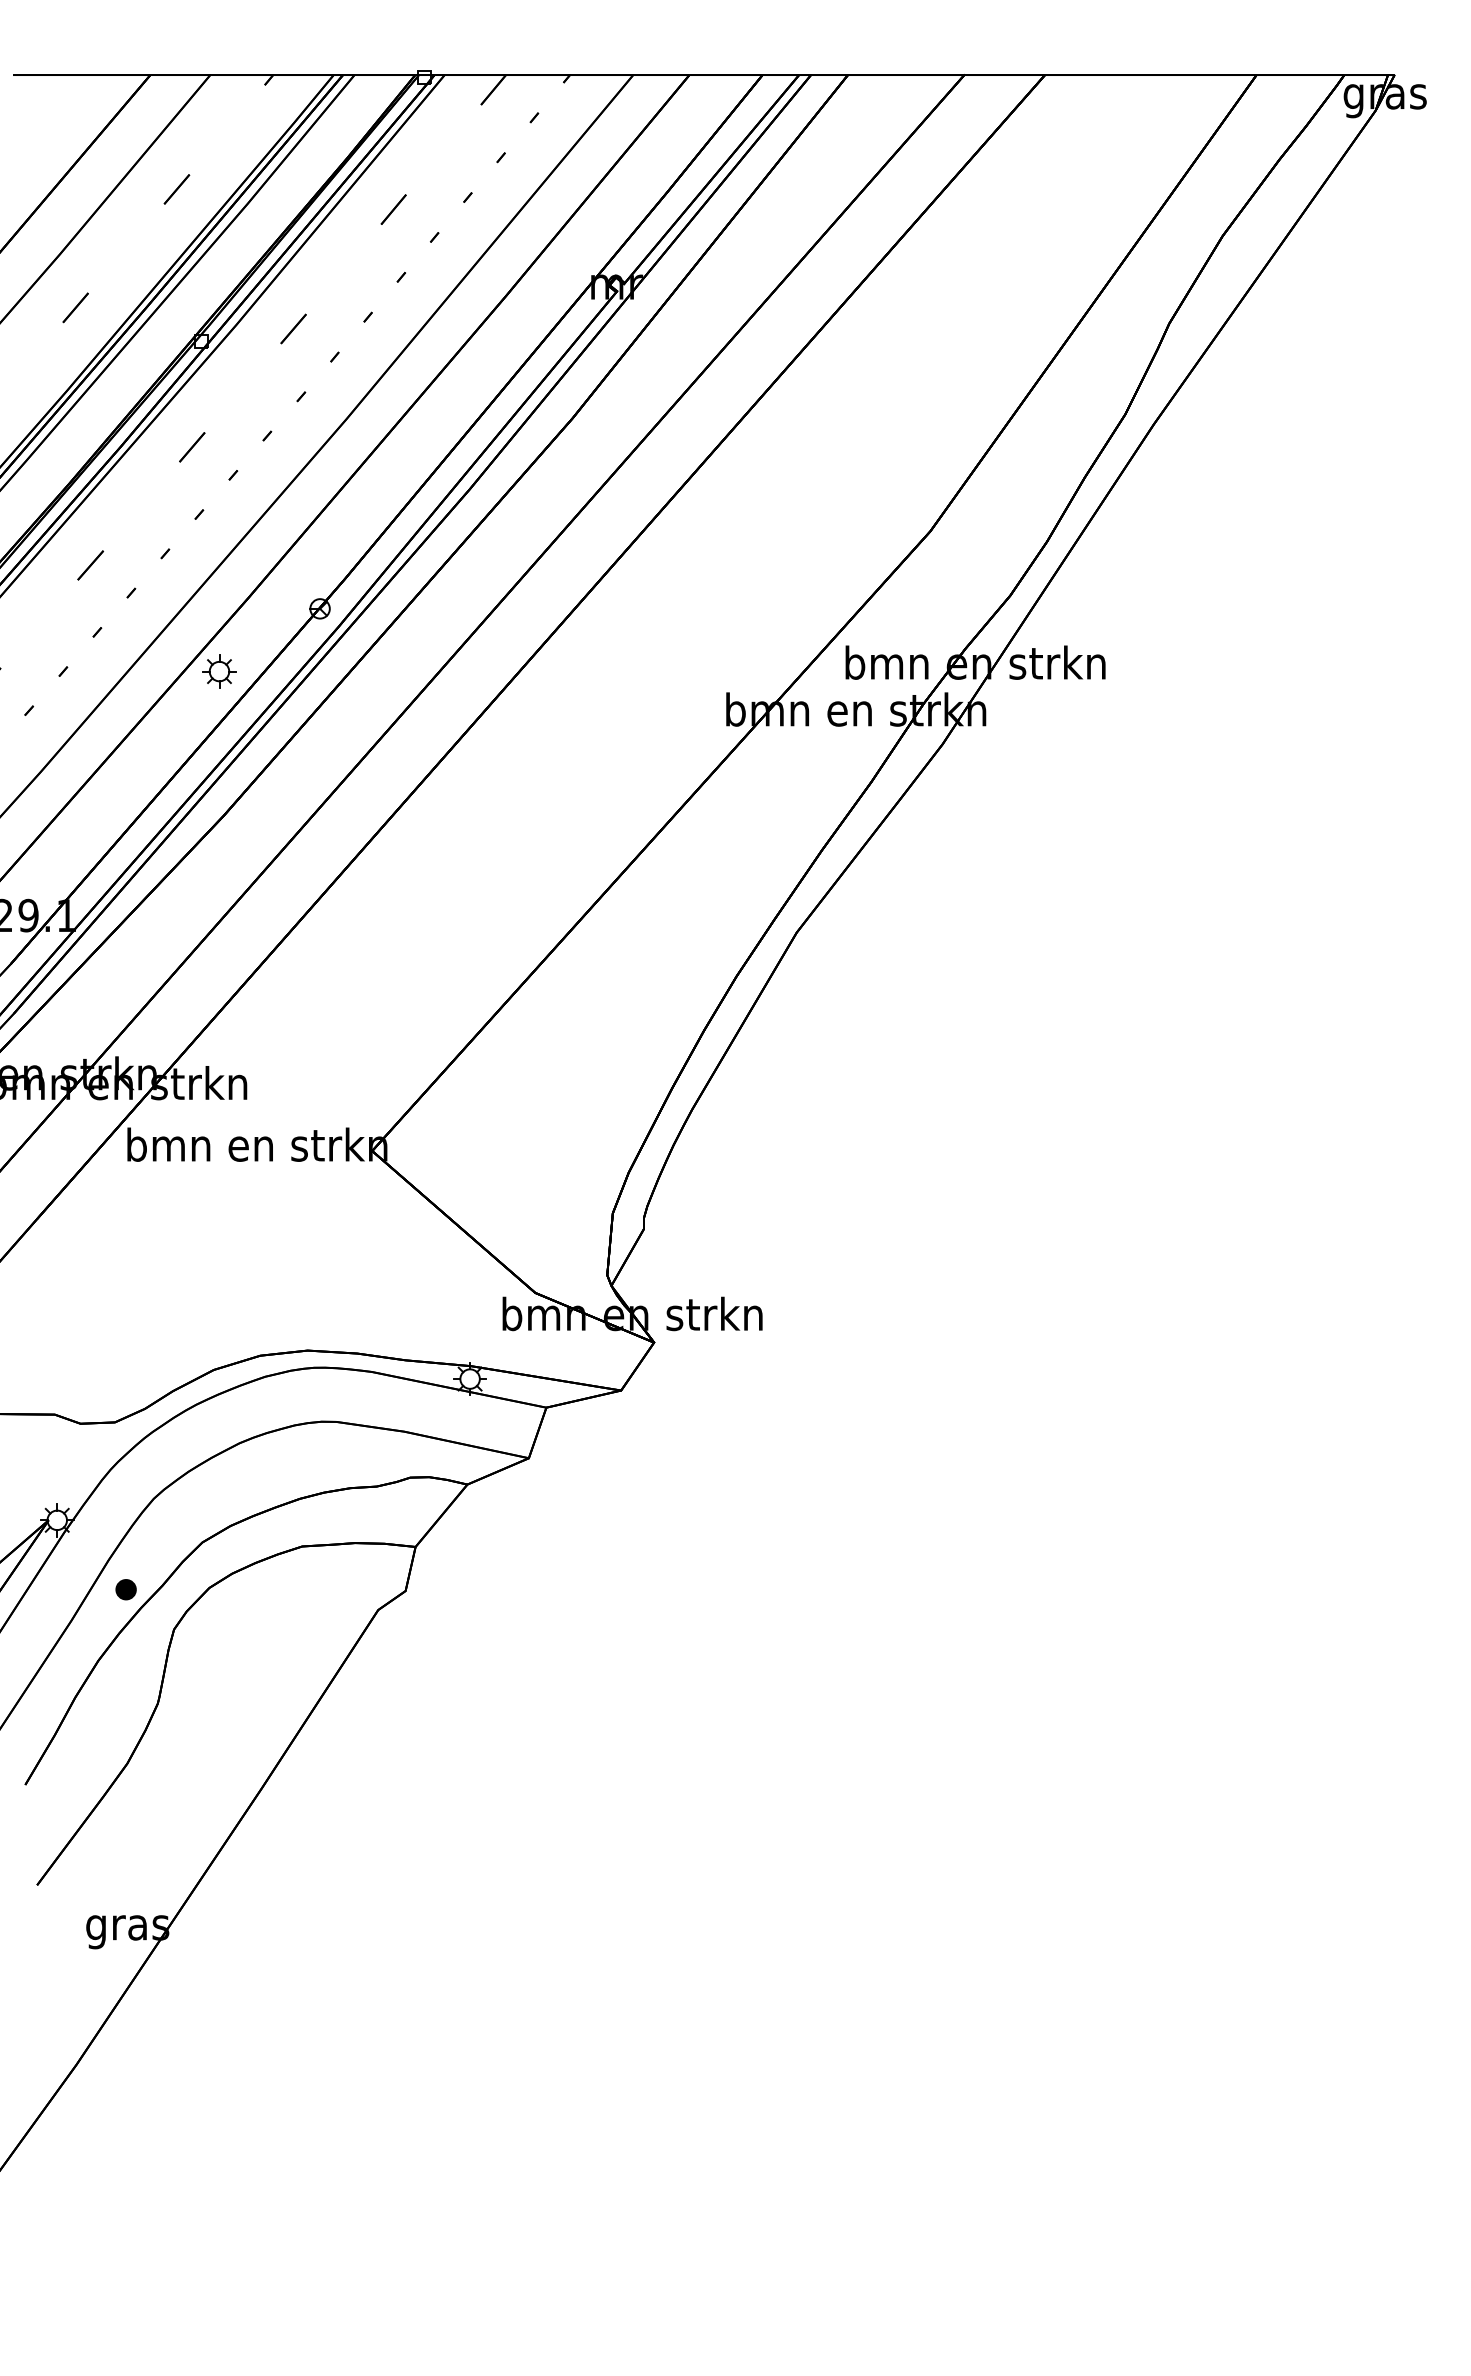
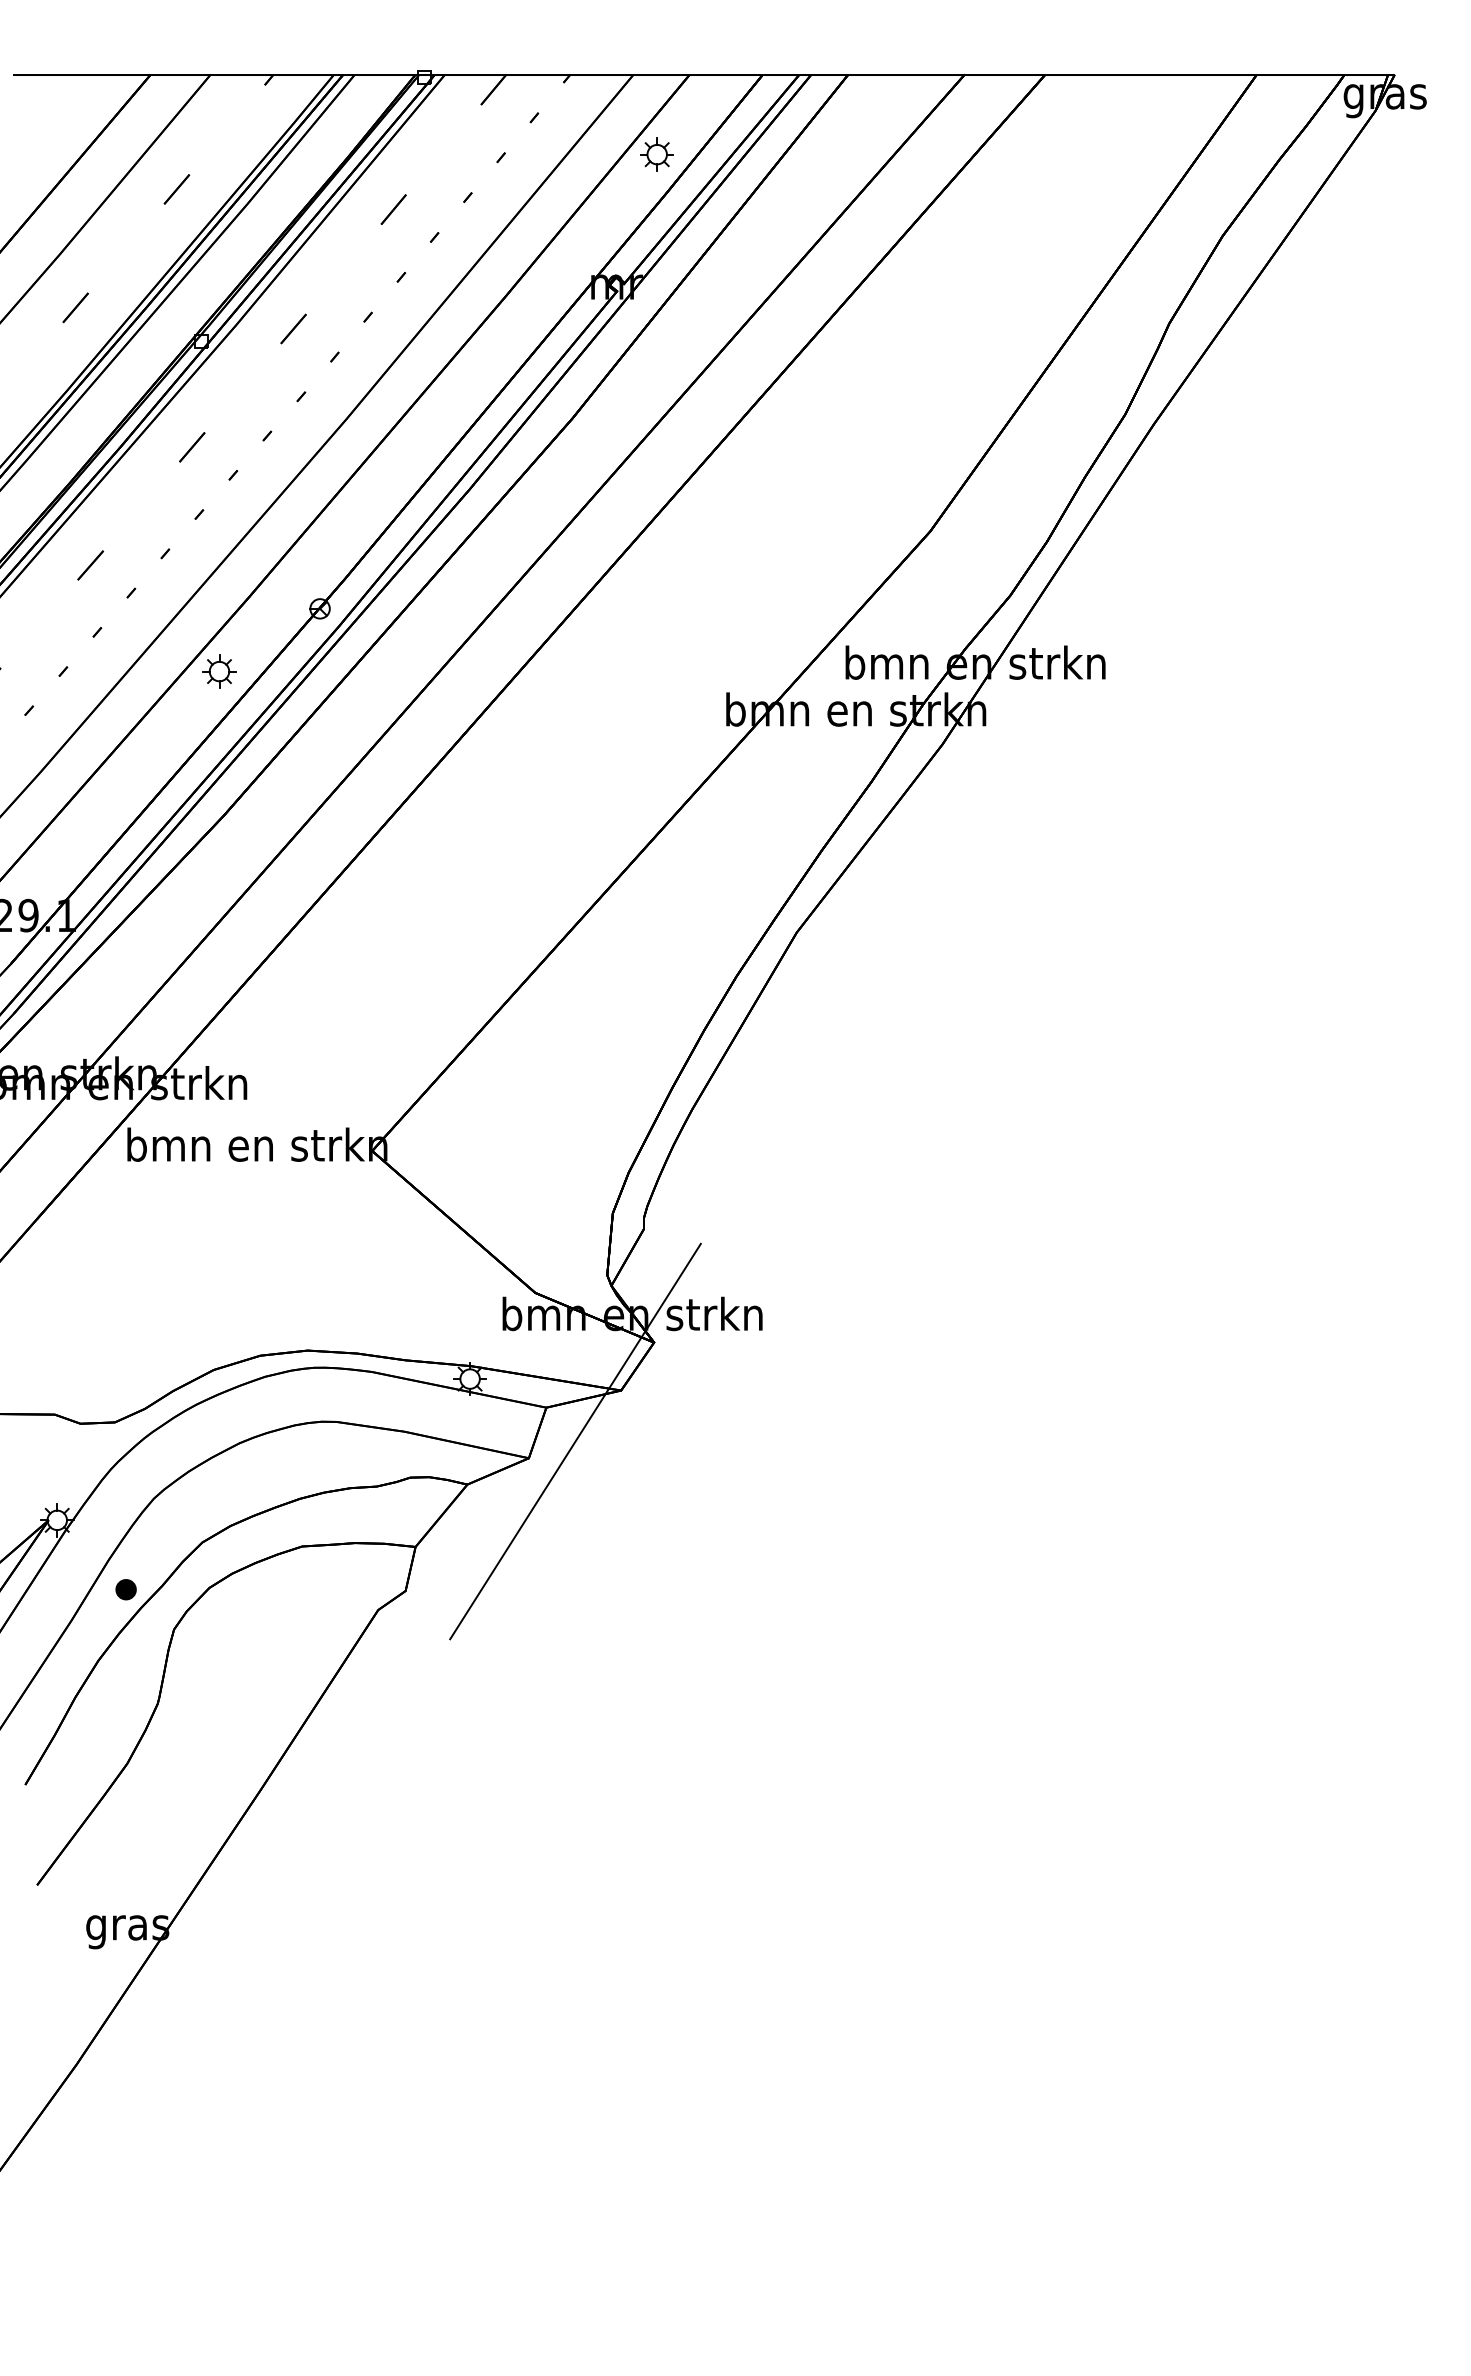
part: none -> present (656, 154)
line: none -> present (575, 1441)
